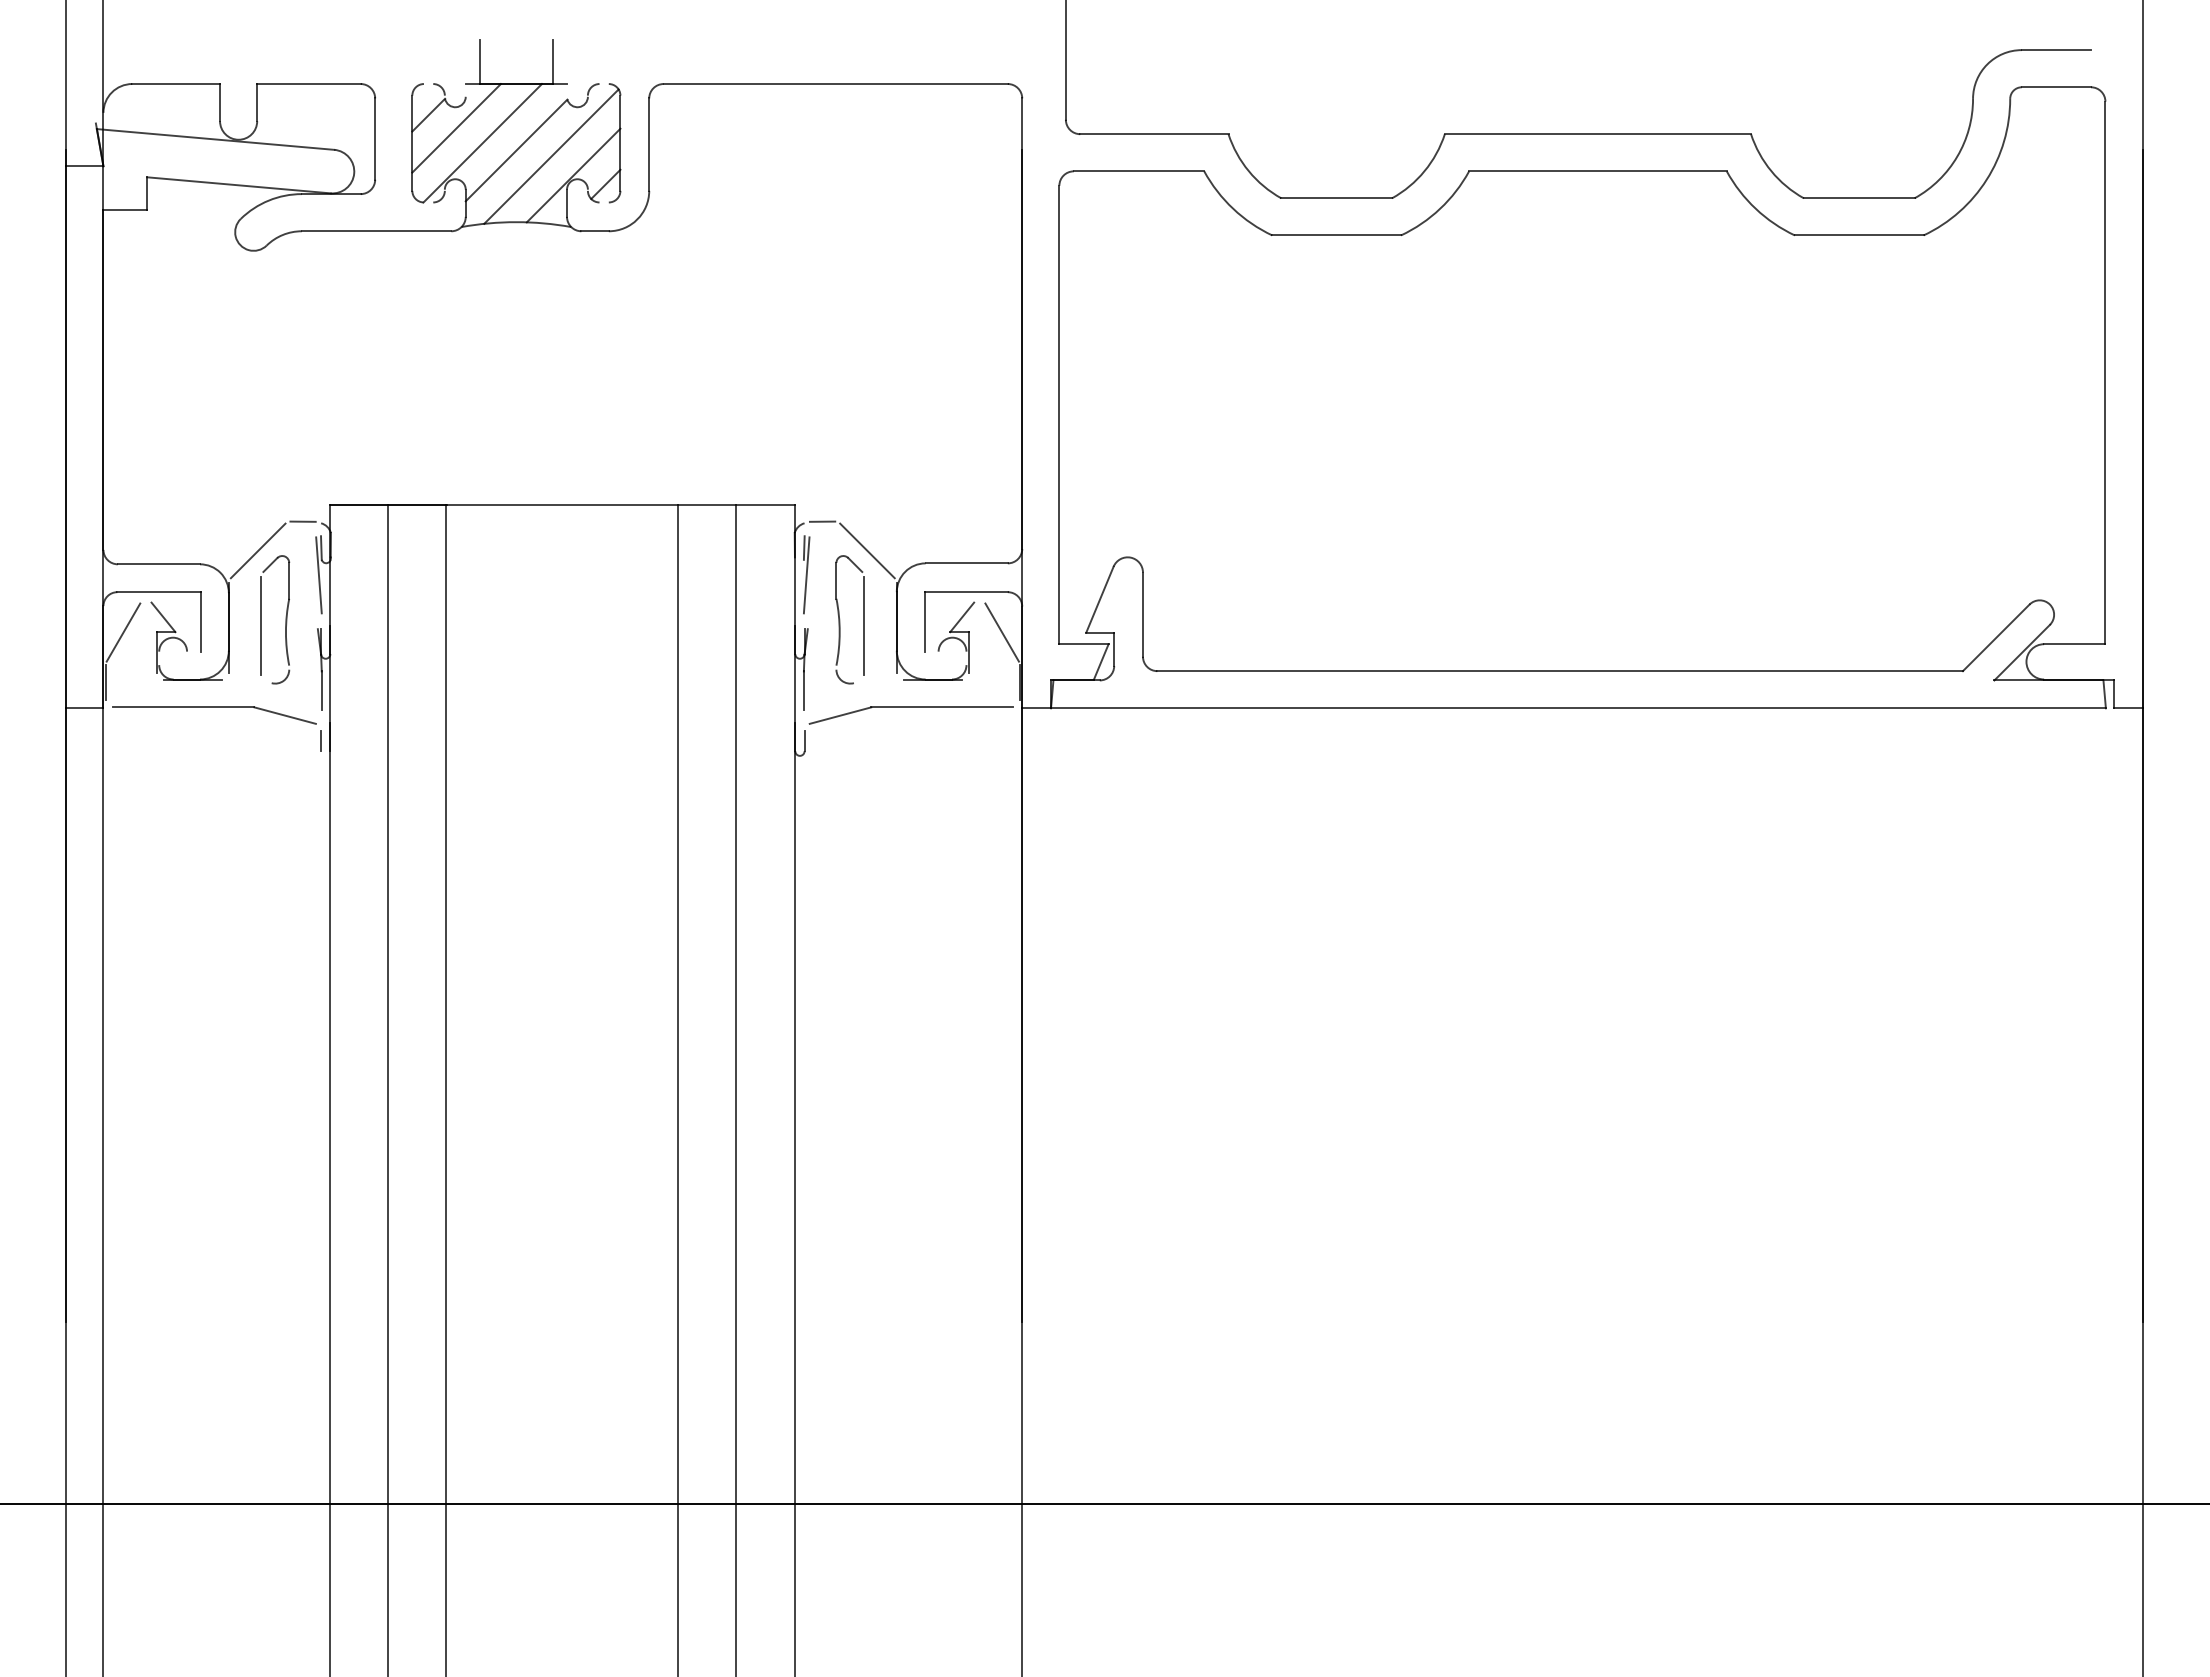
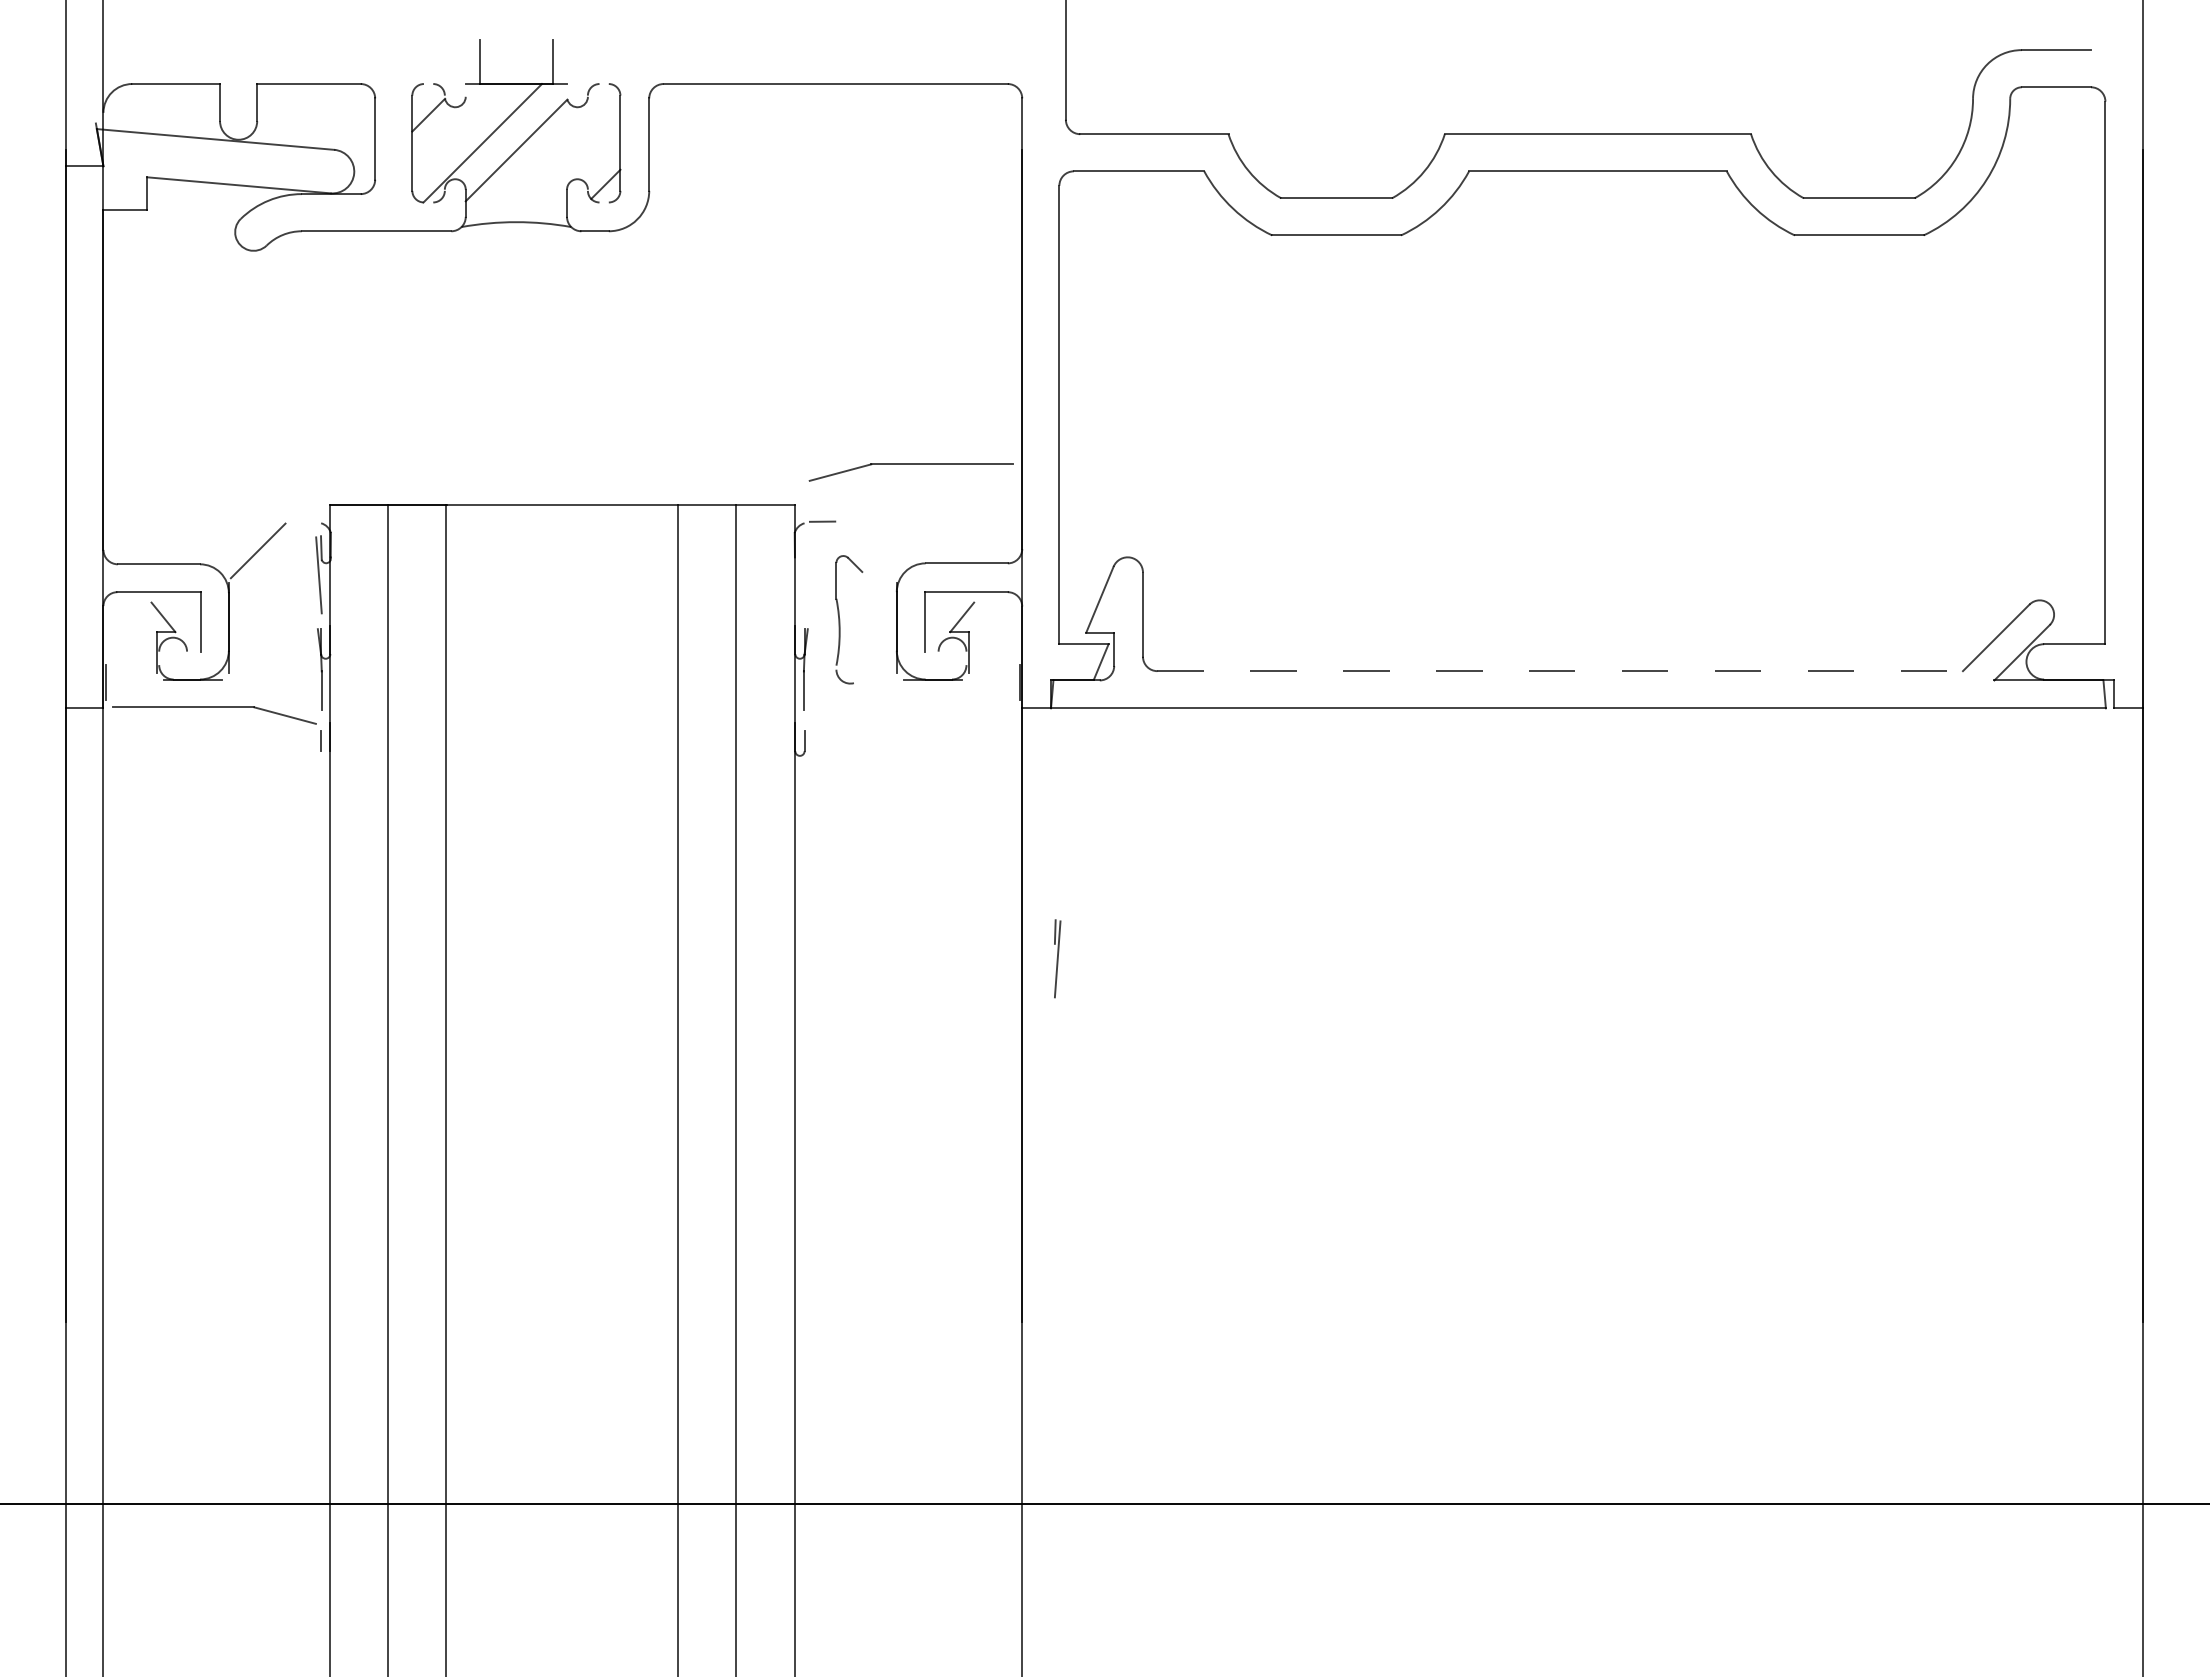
line: present -> none (456, 128)
line: present -> none (551, 156)
line: present -> none (573, 175)
line: present -> none (302, 521)
line: present -> none (867, 550)
part position: (806, 574) -> (1057, 958) (1057, 958)
part: present -> none (285, 619)
line: present -> none (864, 625)
line: present -> none (123, 632)
line: present -> none (1001, 632)
line: solid -> dashed (1560, 671)
part position: (910, 707) -> (910, 464) (910, 464)
